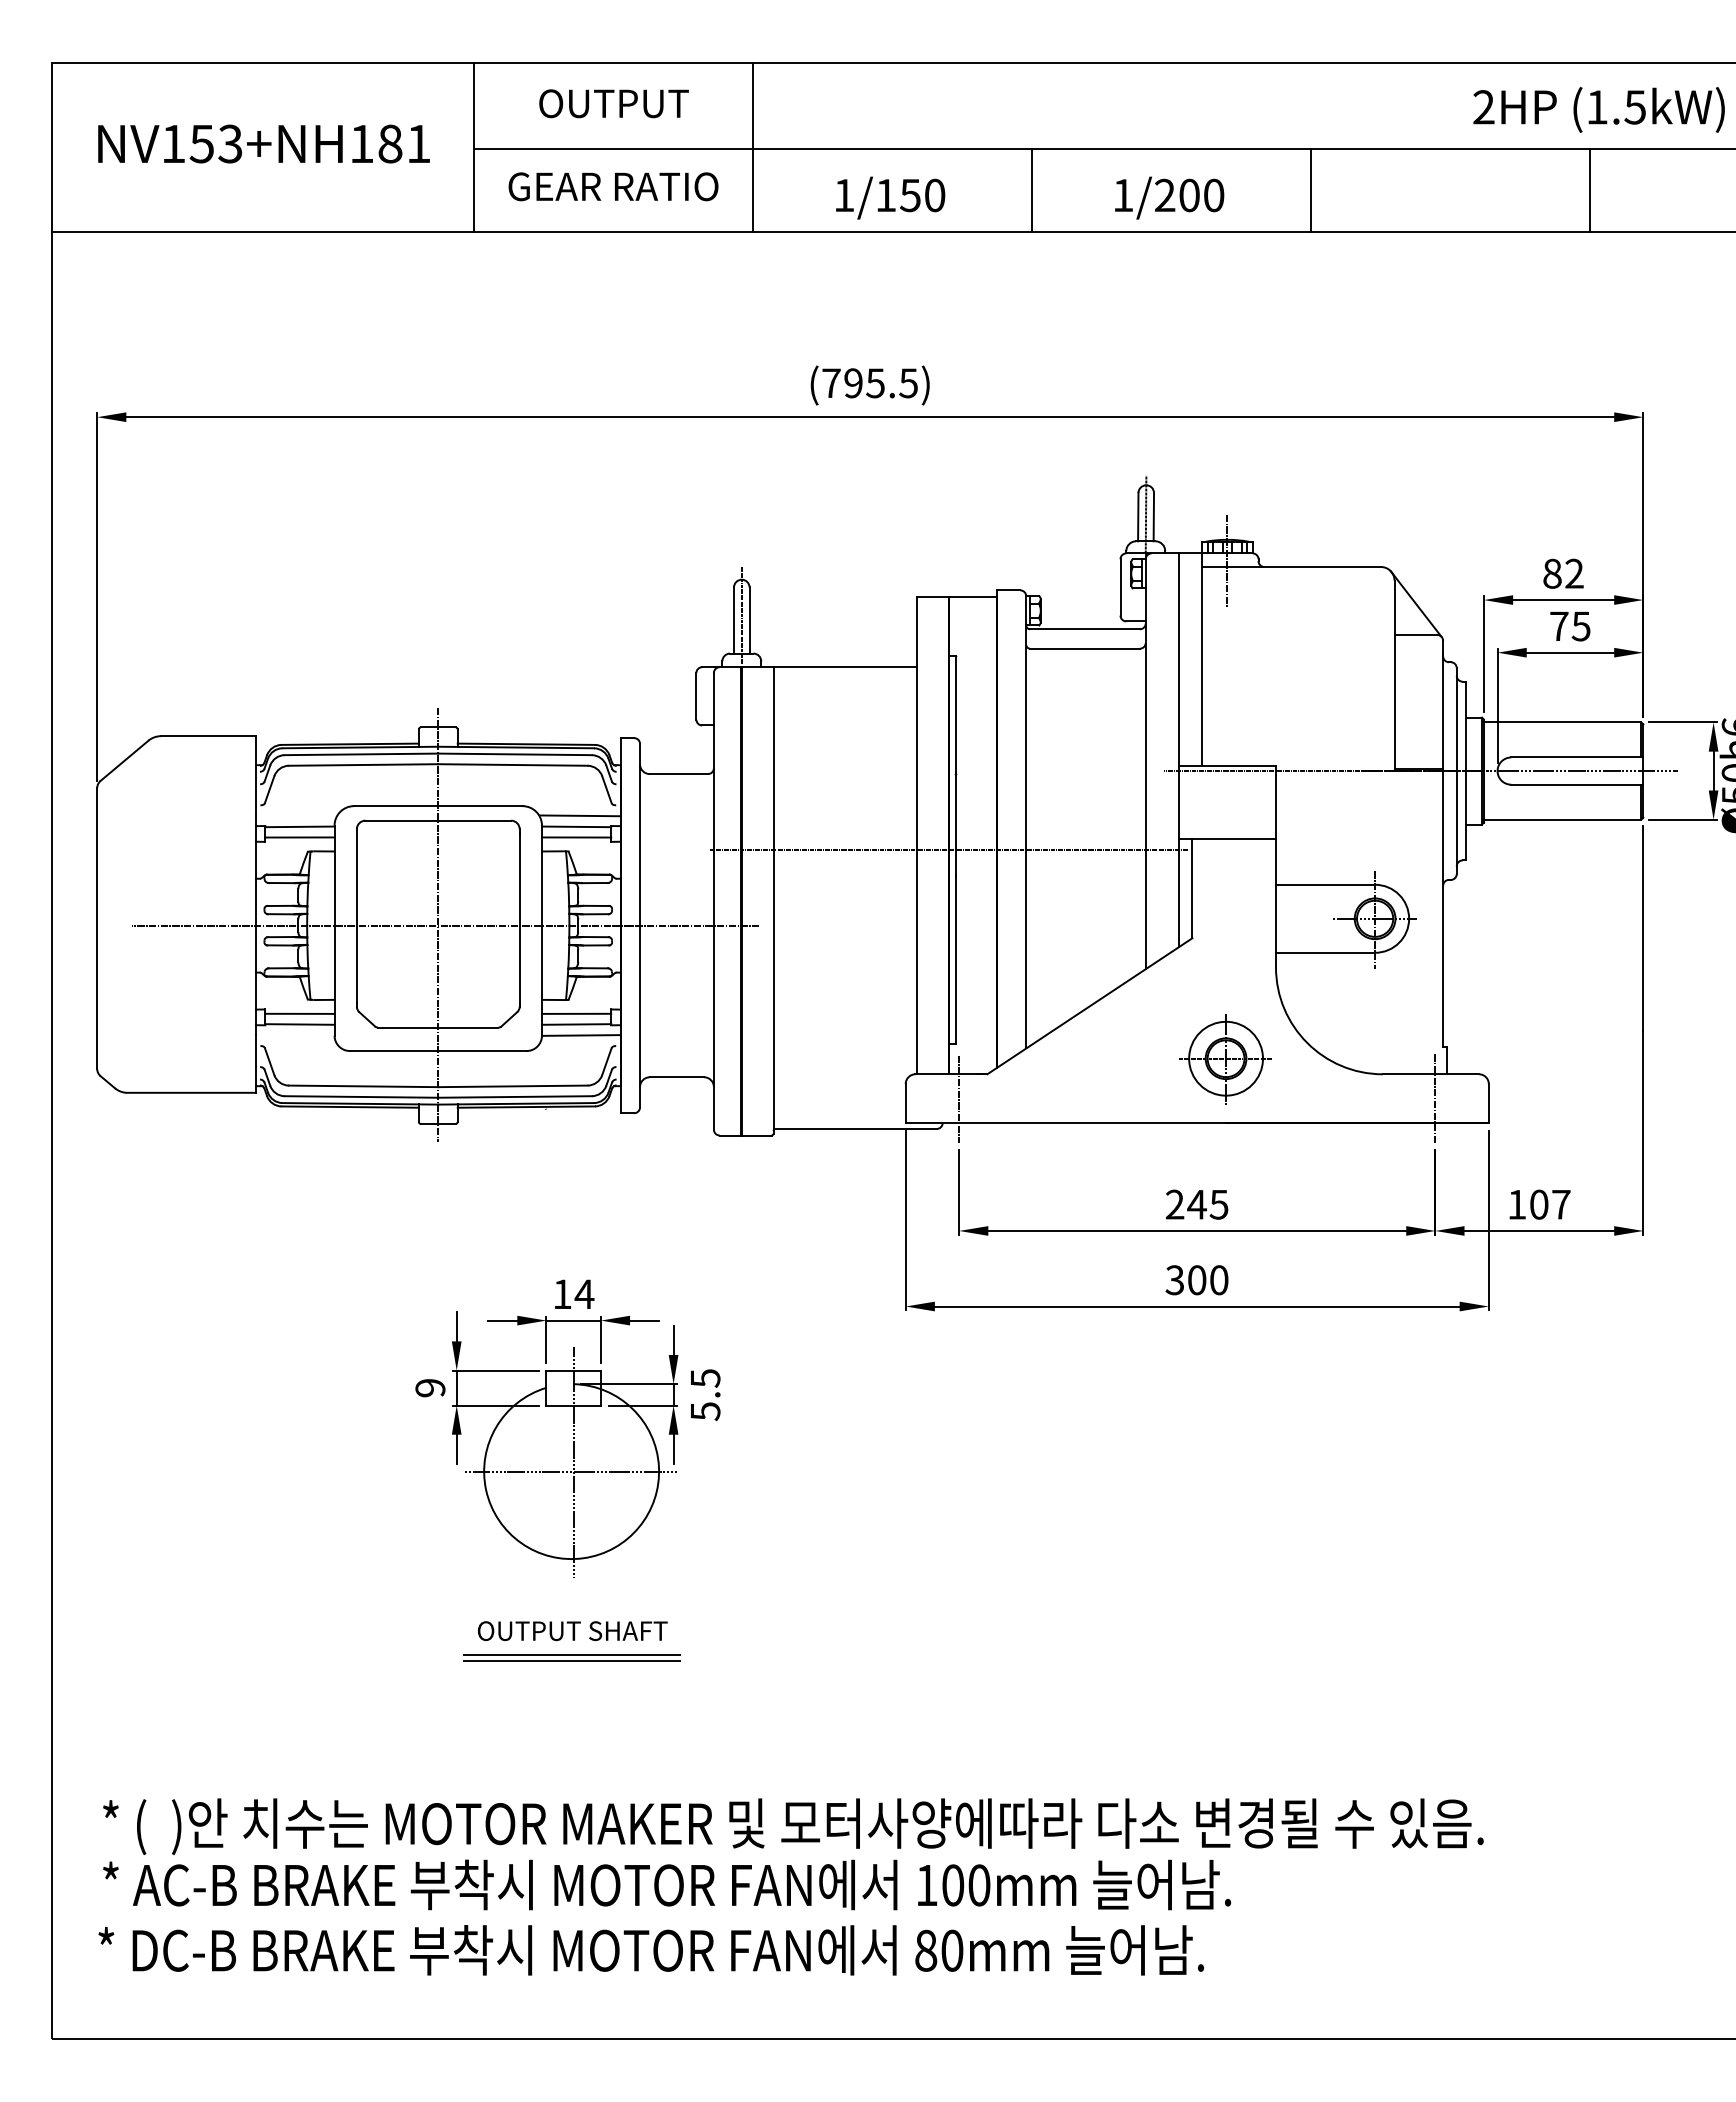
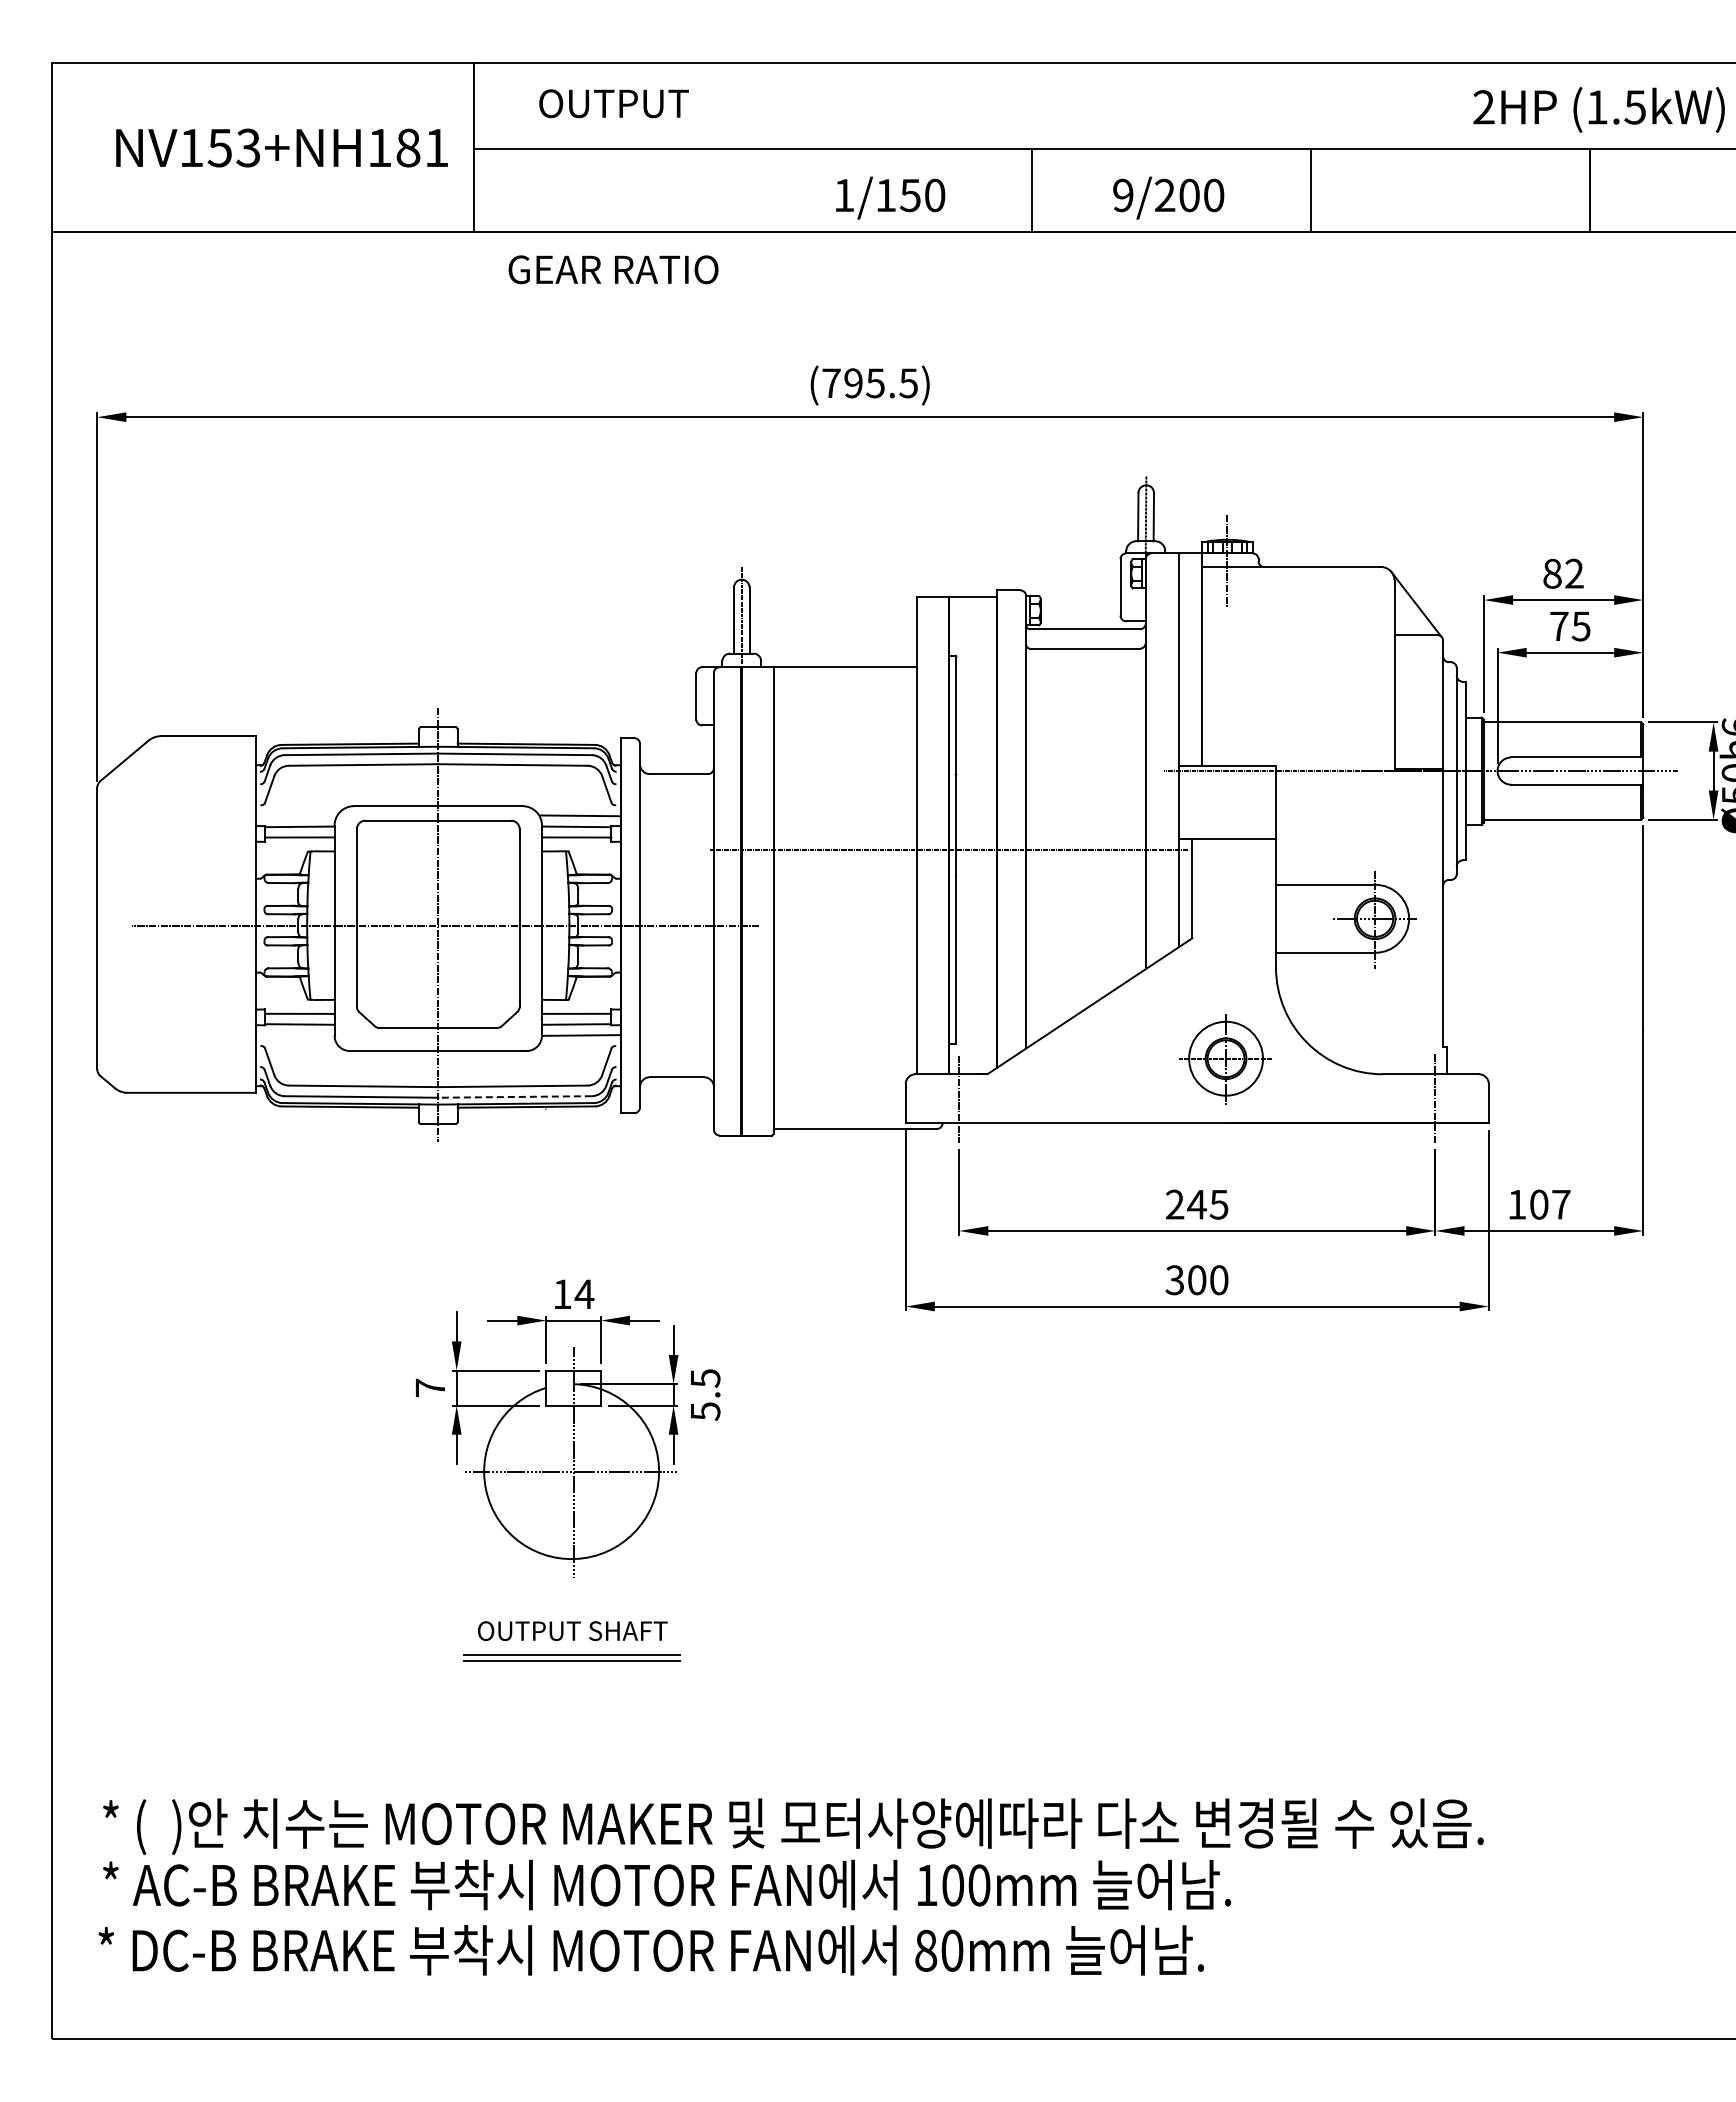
text position: (263, 143) -> (281, 147) (281, 147)
line: present -> none (753, 147)
text position: (613, 186) -> (613, 269) (613, 269)
text: 1/200 -> 9/200 (1123, 195)
line: solid -> dashed (515, 1096)
text: 9 -> 7 (430, 1387)
